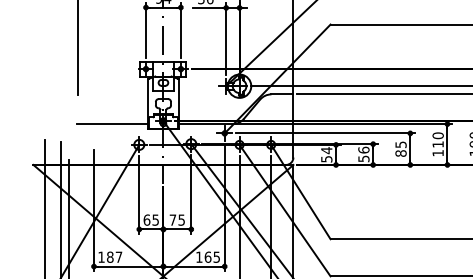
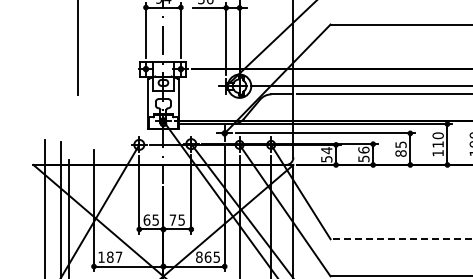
line: present -> none (112, 124)
line: solid -> dashed (401, 239)
text: 165 -> 865 (199, 256)
